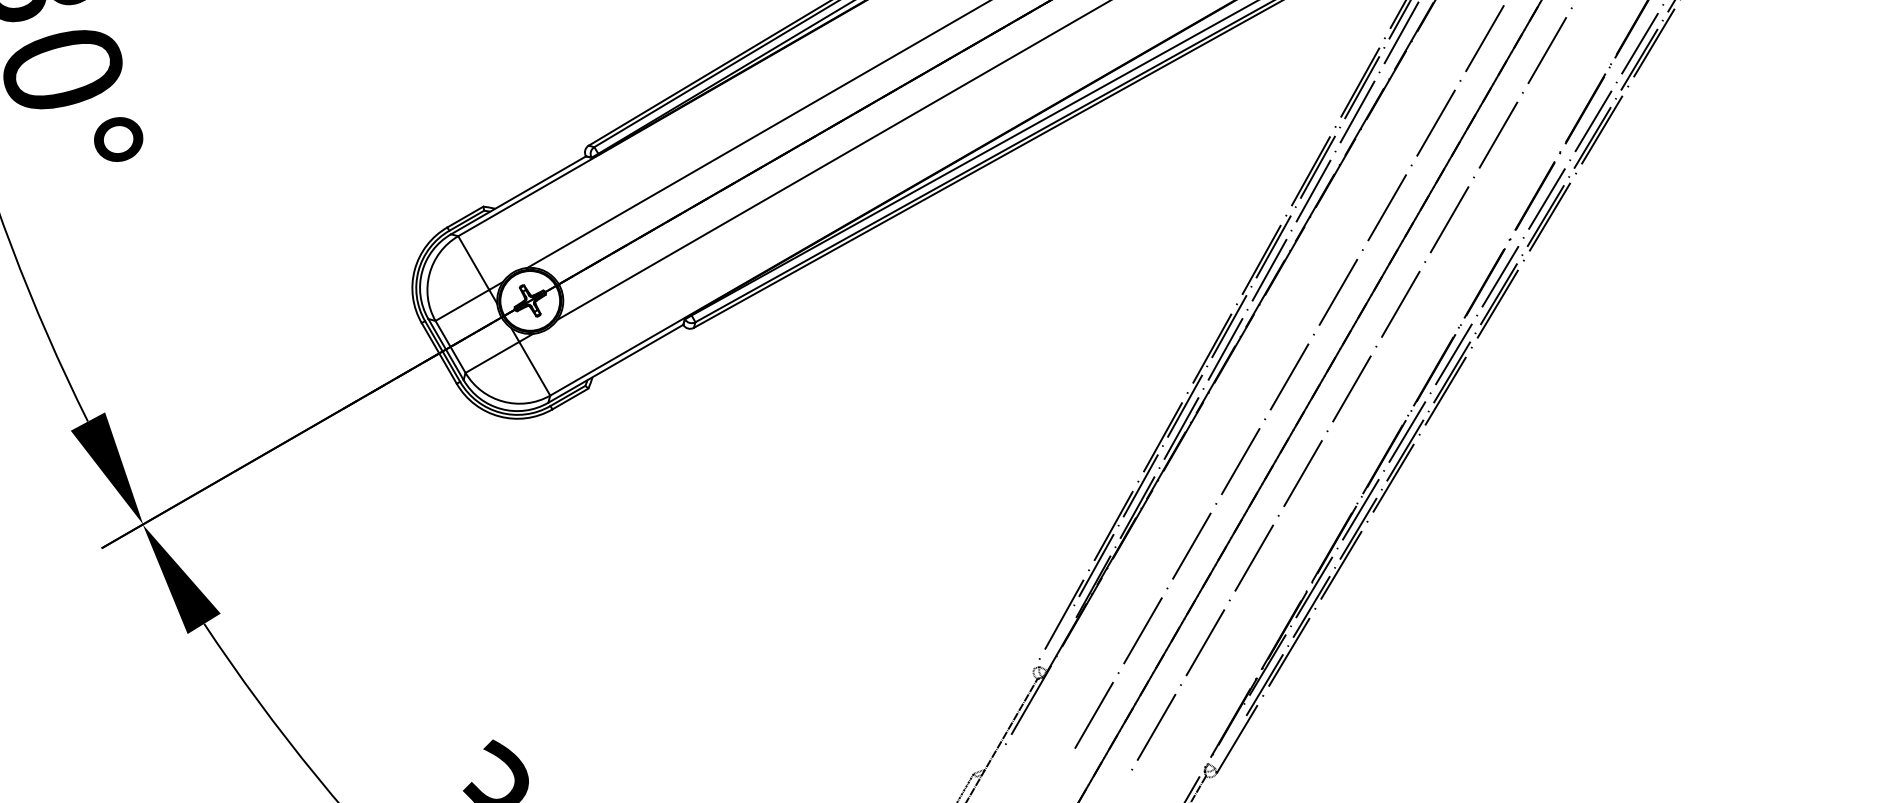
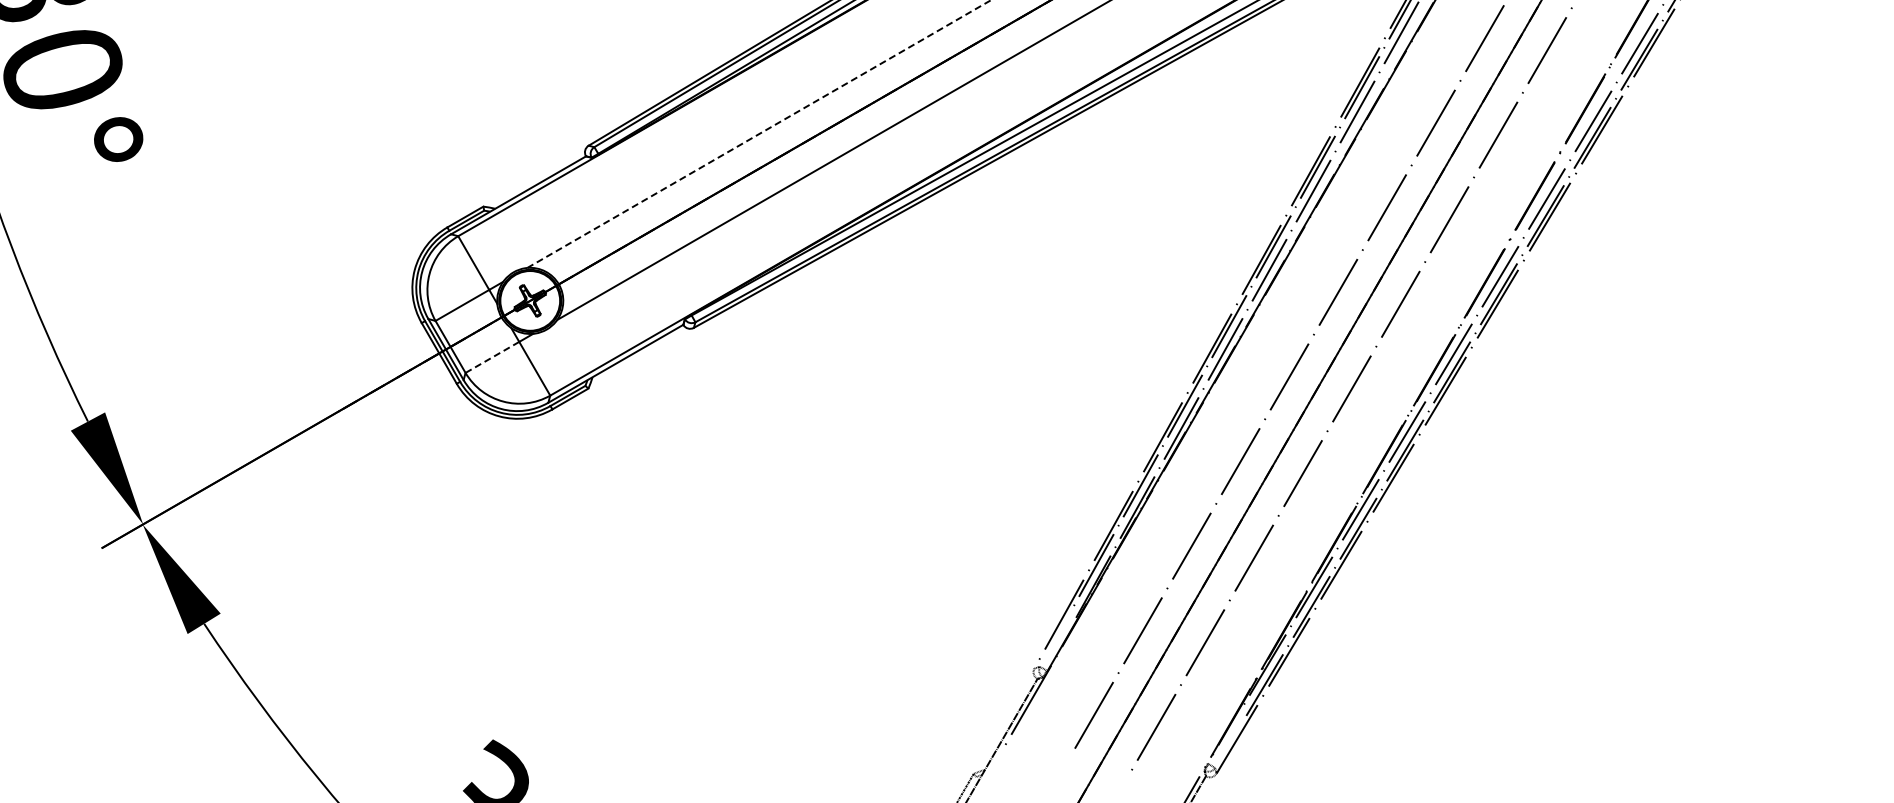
line: solid -> dashed (759, 134)
line: solid -> dashed (492, 357)
